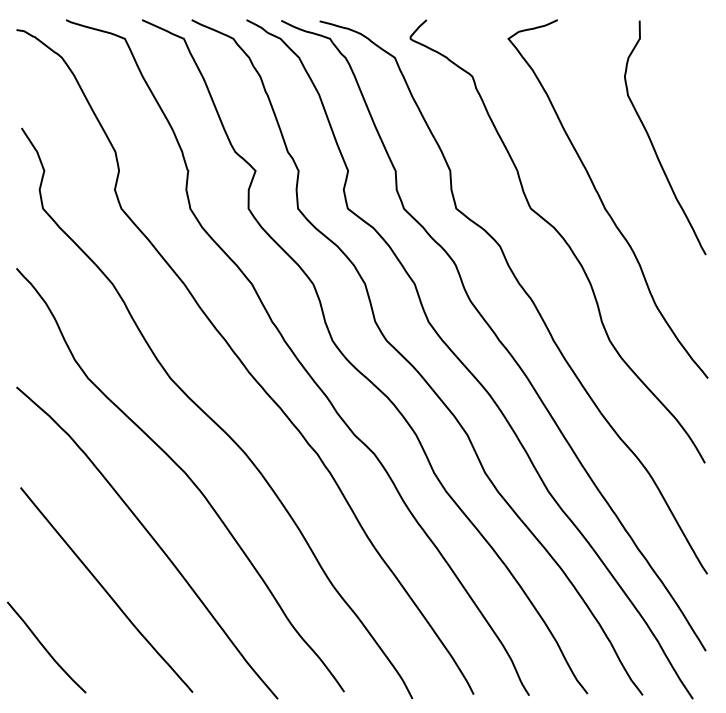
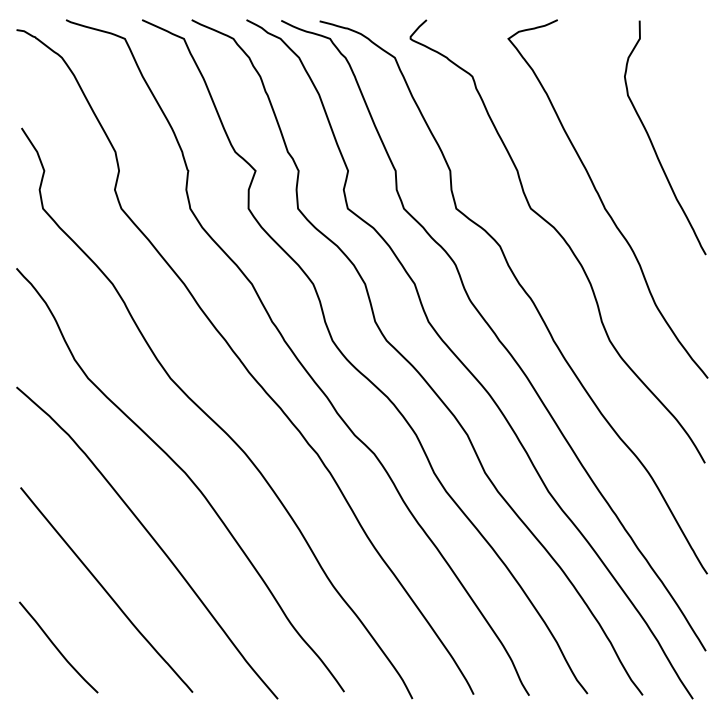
curve position: (45, 647) -> (57, 647) (57, 647)
